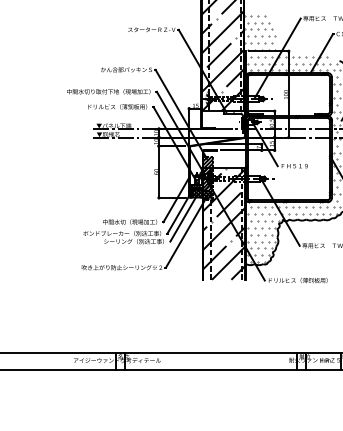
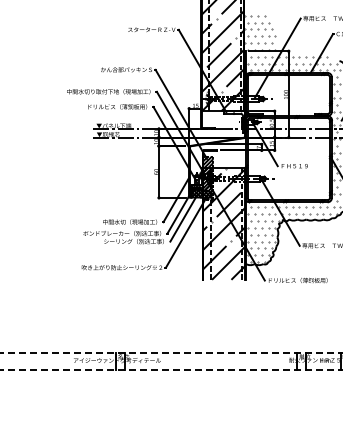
line: solid -> dashed (171, 352)
line: solid -> dashed (171, 369)
